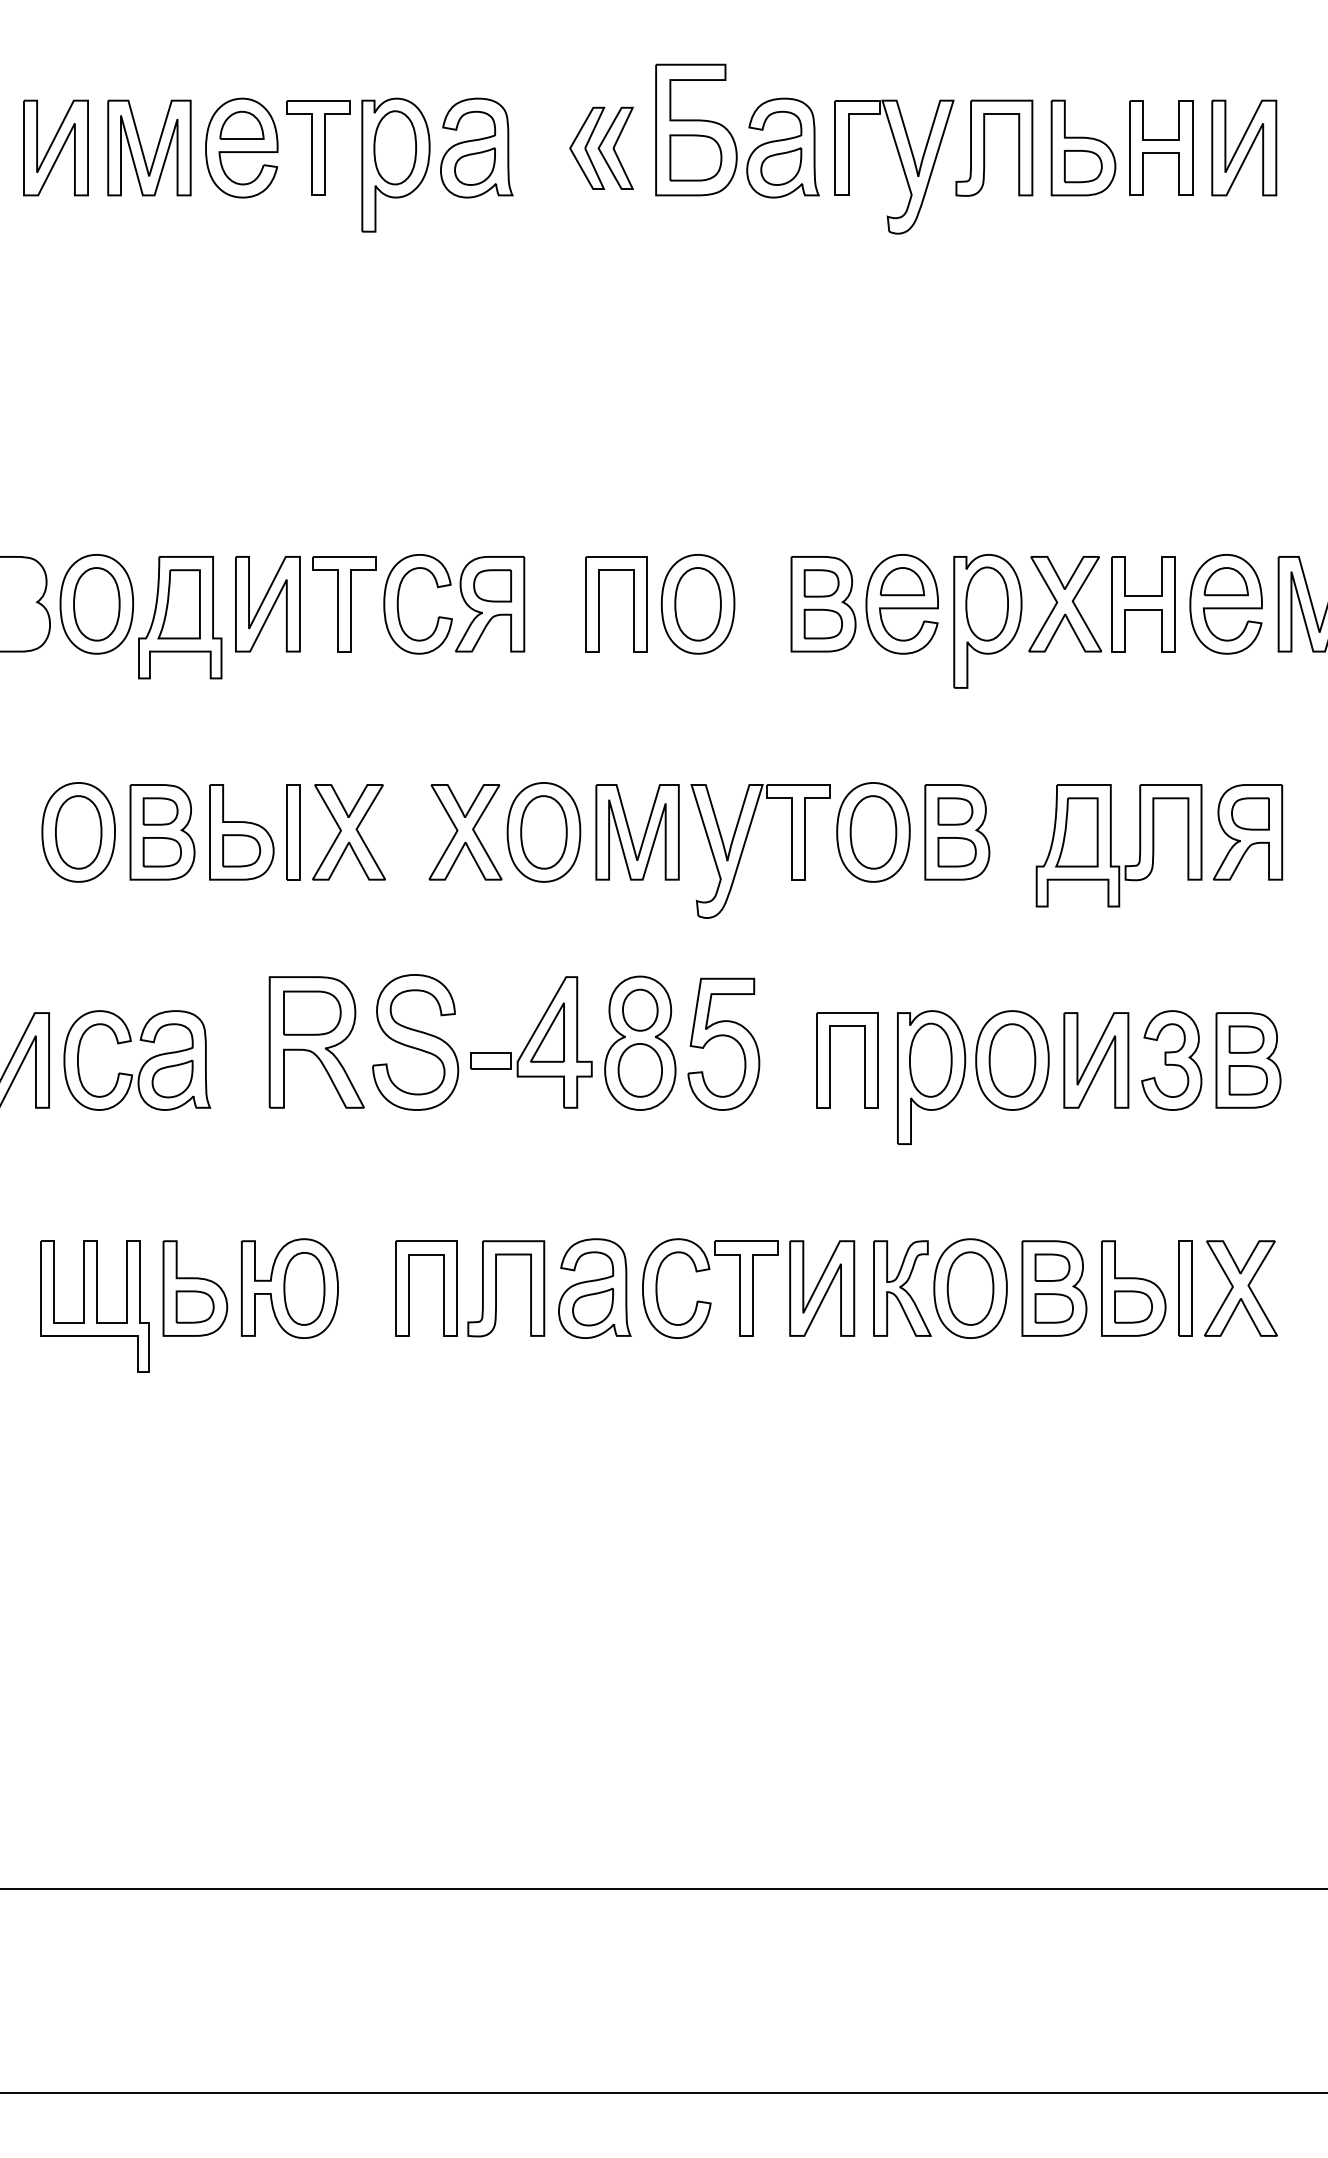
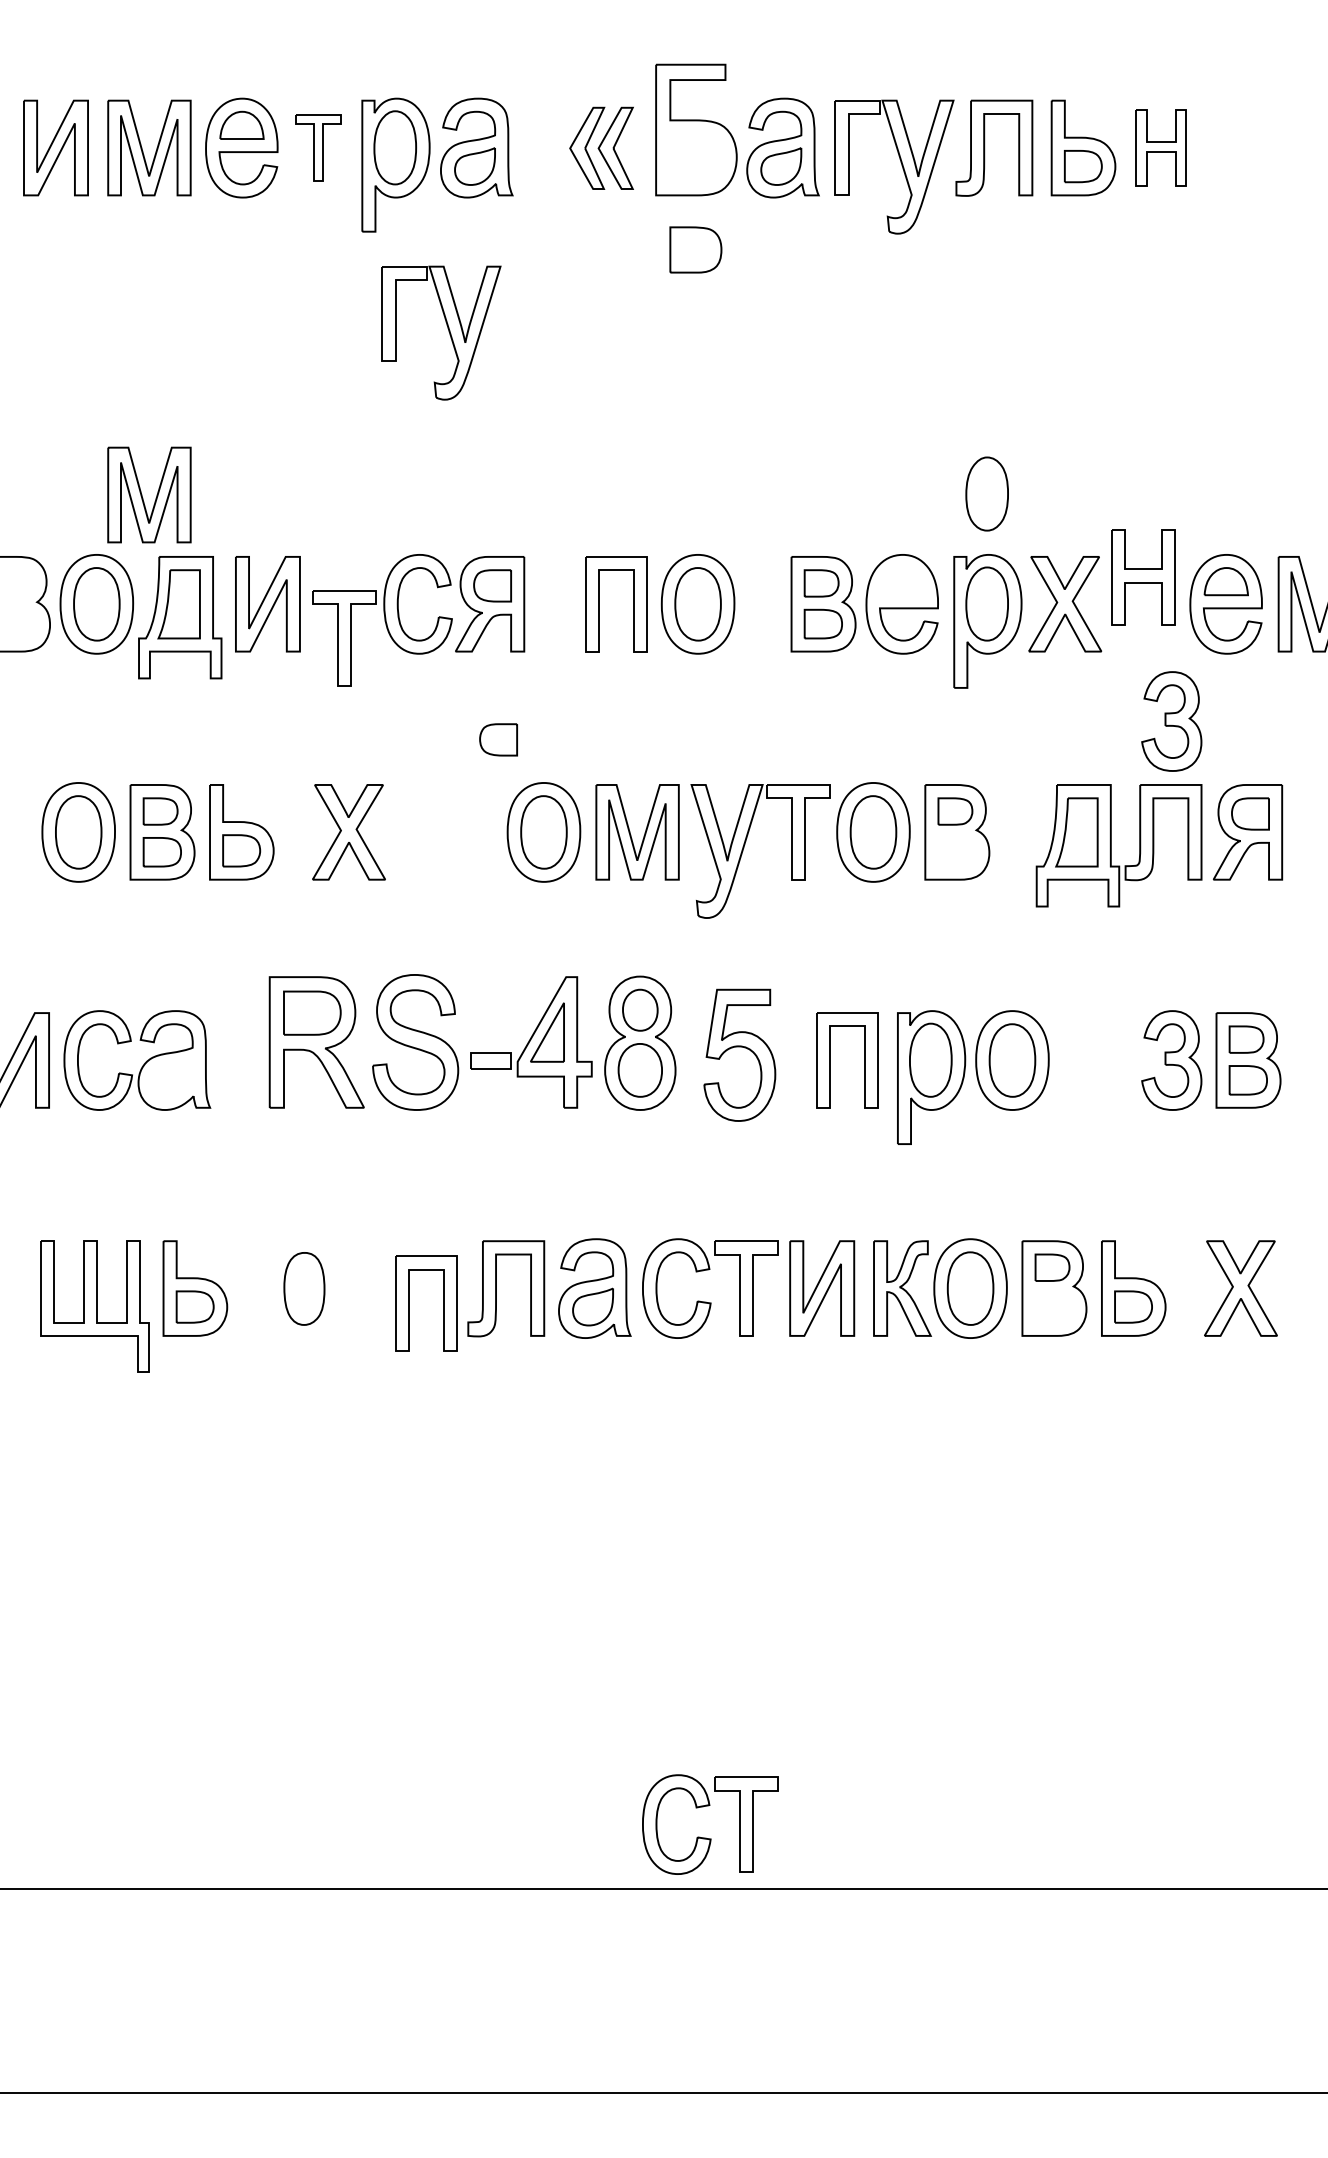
part size: 65x96 px -> 47x68 px (318, 147)
part size: 65x96 px -> 52x78 px (1160, 147)
part: present -> none (1244, 147)
part position: (695, 157) -> (695, 249) (695, 249)
part: none -> present (448, 331)
part: none -> present (986, 493)
part: none -> present (142, 494)
part: present -> none (902, 581)
part position: (344, 604) -> (344, 638) (344, 638)
part position: (1143, 604) -> (1143, 577) (1143, 577)
part: none -> present (1171, 721)
part: none -> present (498, 739)
part: present -> none (293, 832)
part: present -> none (465, 832)
part: present -> none (956, 852)
part position: (723, 1036) -> (739, 1047) (739, 1047)
part: present -> none (1096, 1060)
part: present -> none (172, 1078)
part: present -> none (289, 1288)
part position: (409, 1288) -> (409, 1303) (409, 1303)
part: present -> none (1185, 1288)
part: present -> none (1053, 1308)
part: none -> present (706, 1837)
